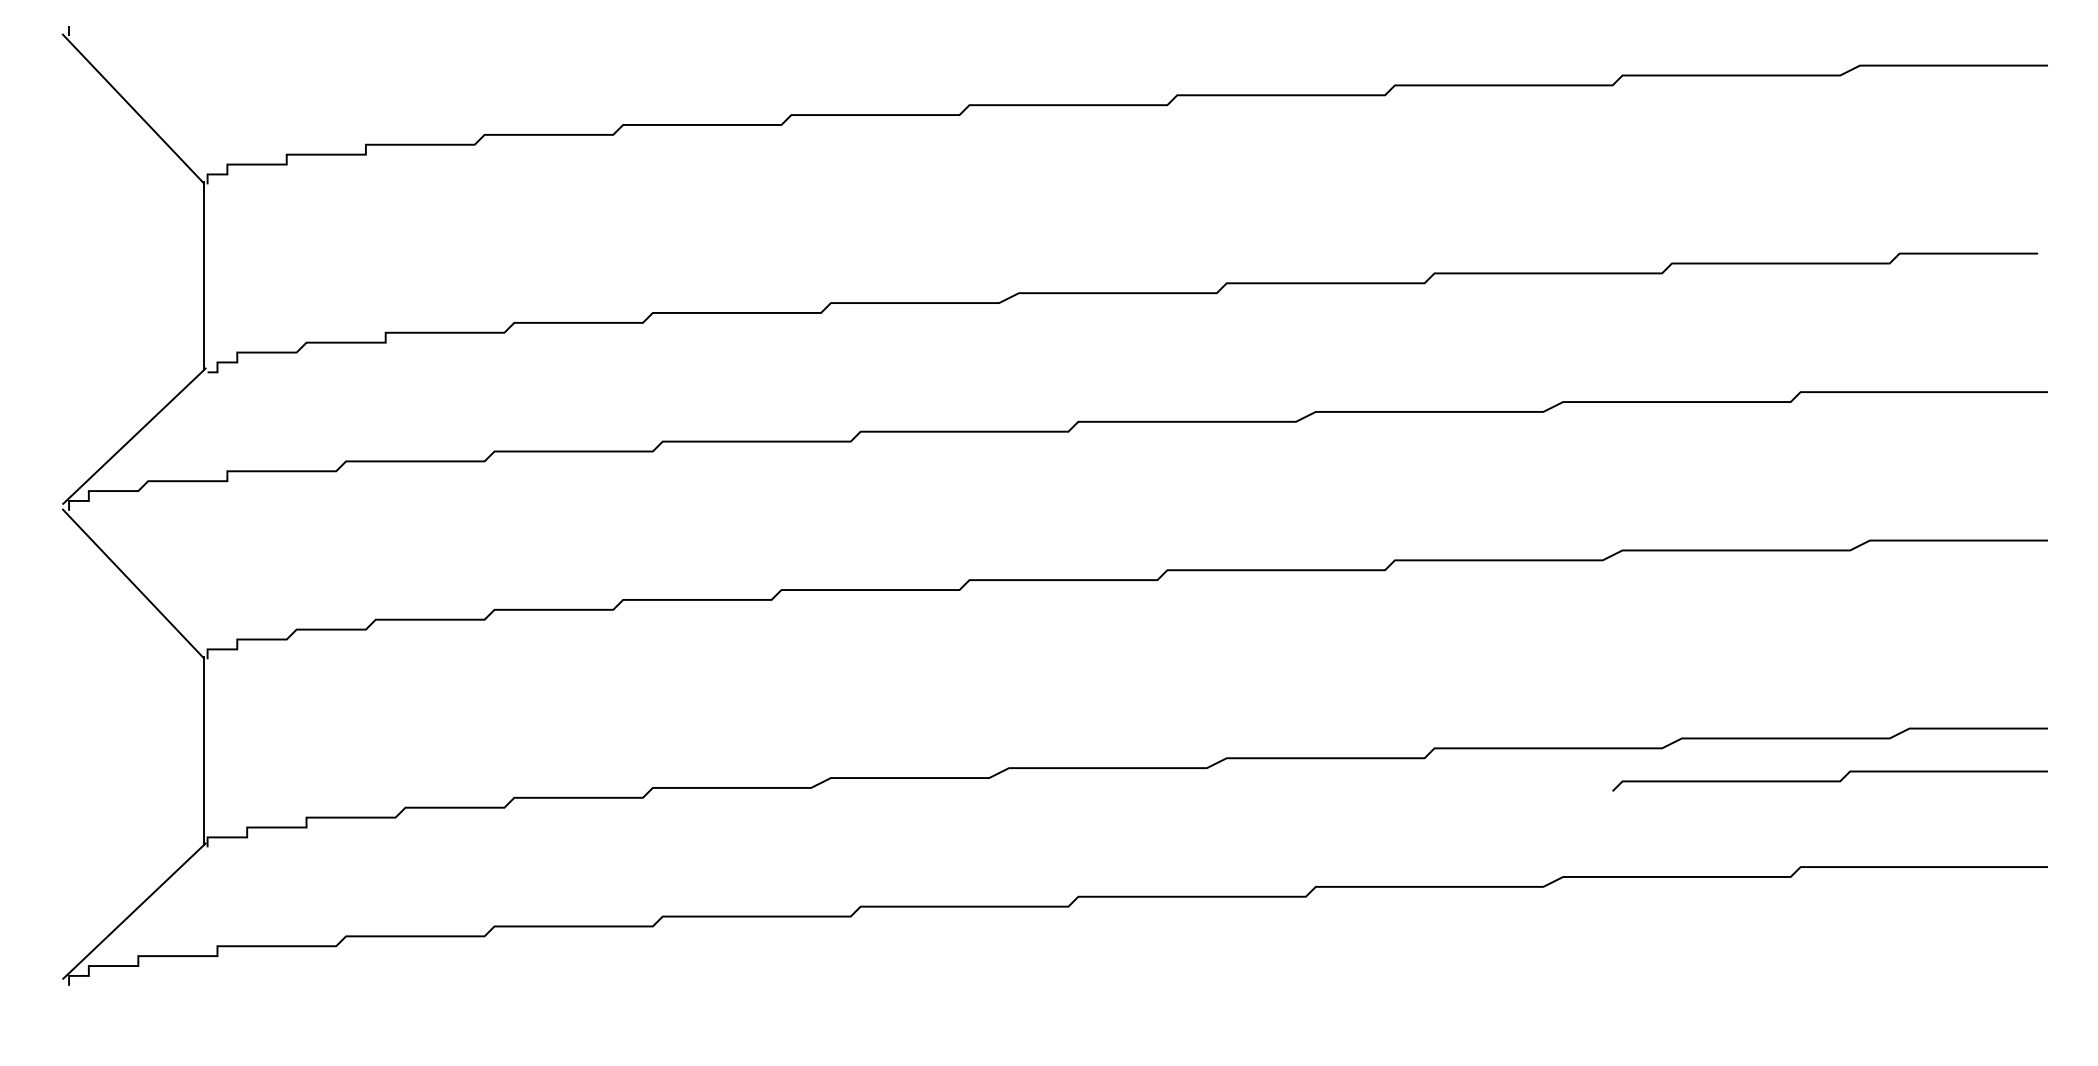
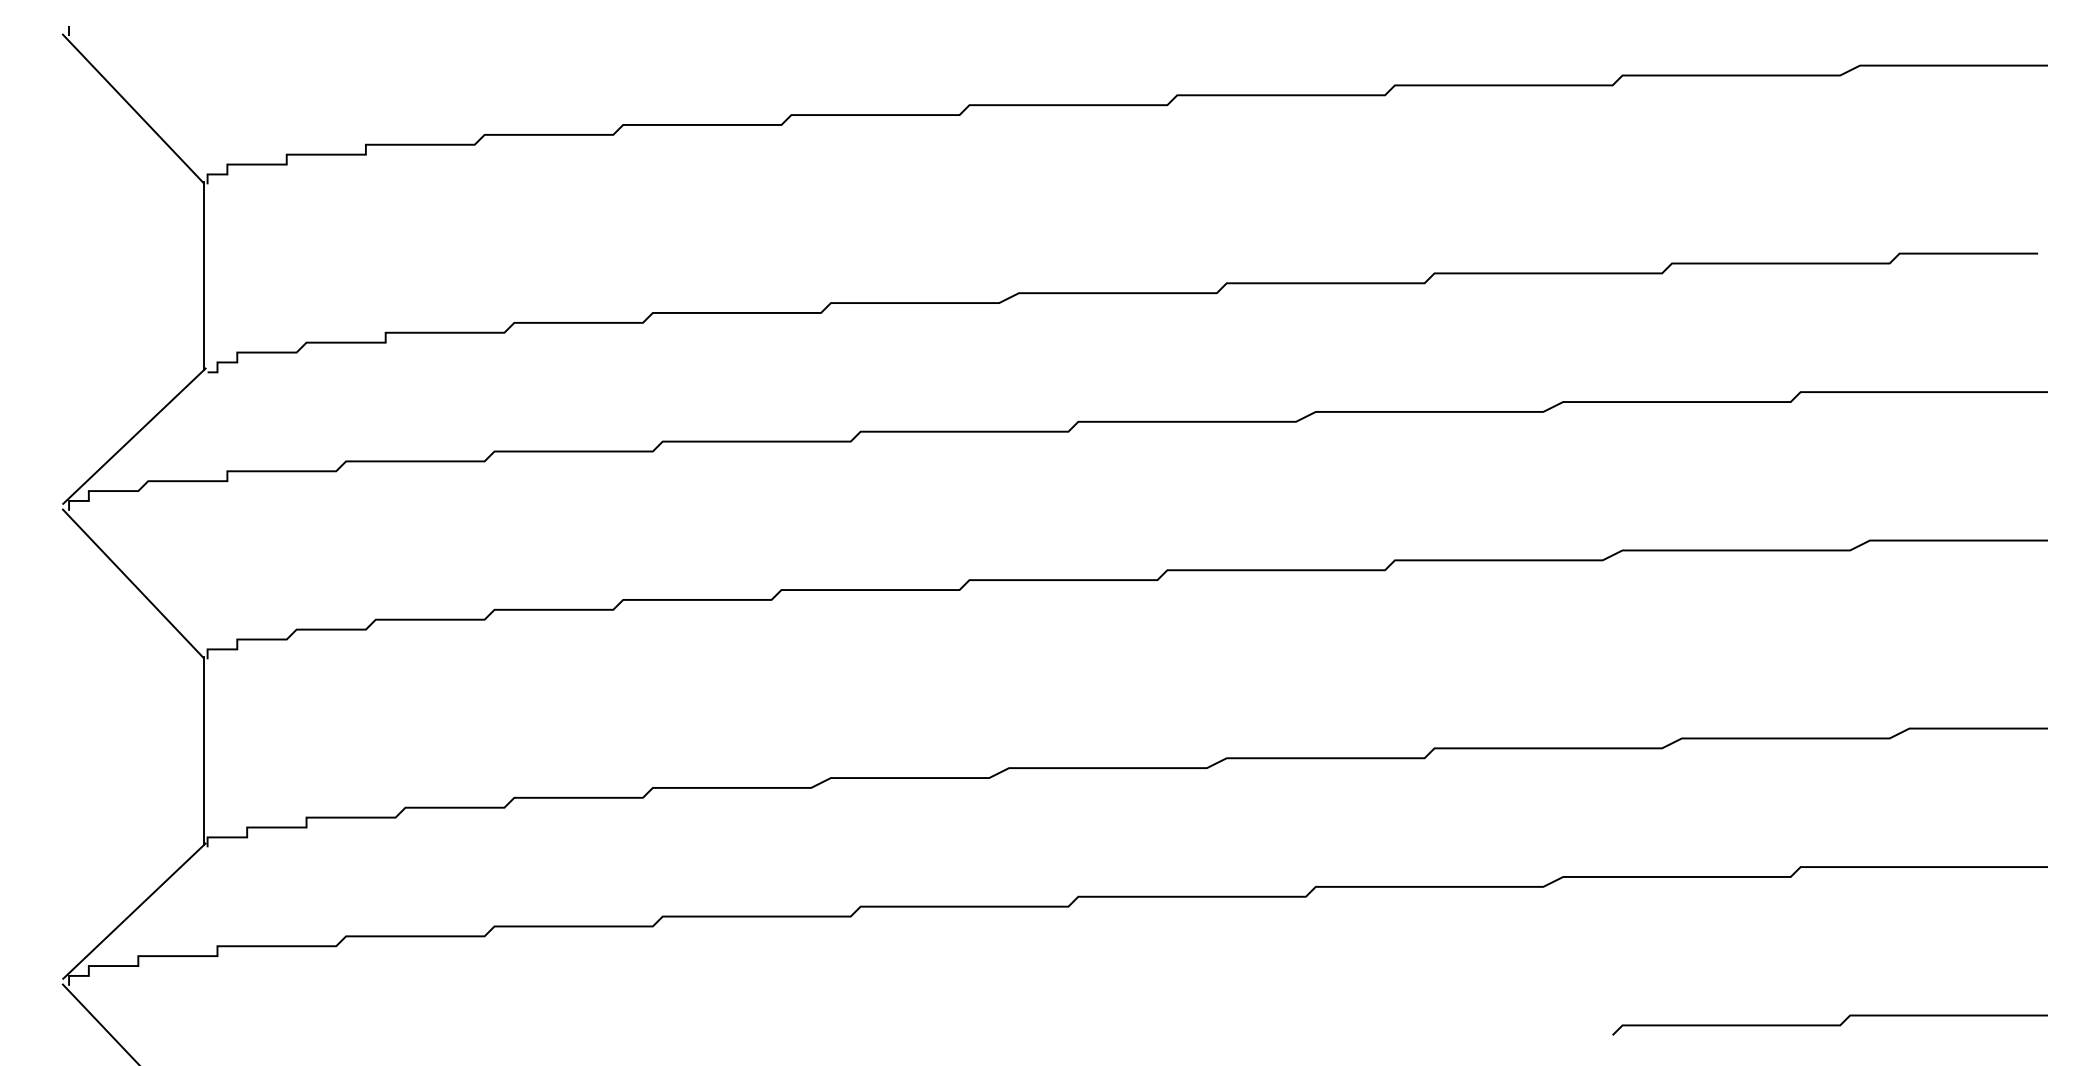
curve position: (1829, 780) -> (1829, 1024) (1829, 1024)
line: none -> present (99, 1023)
